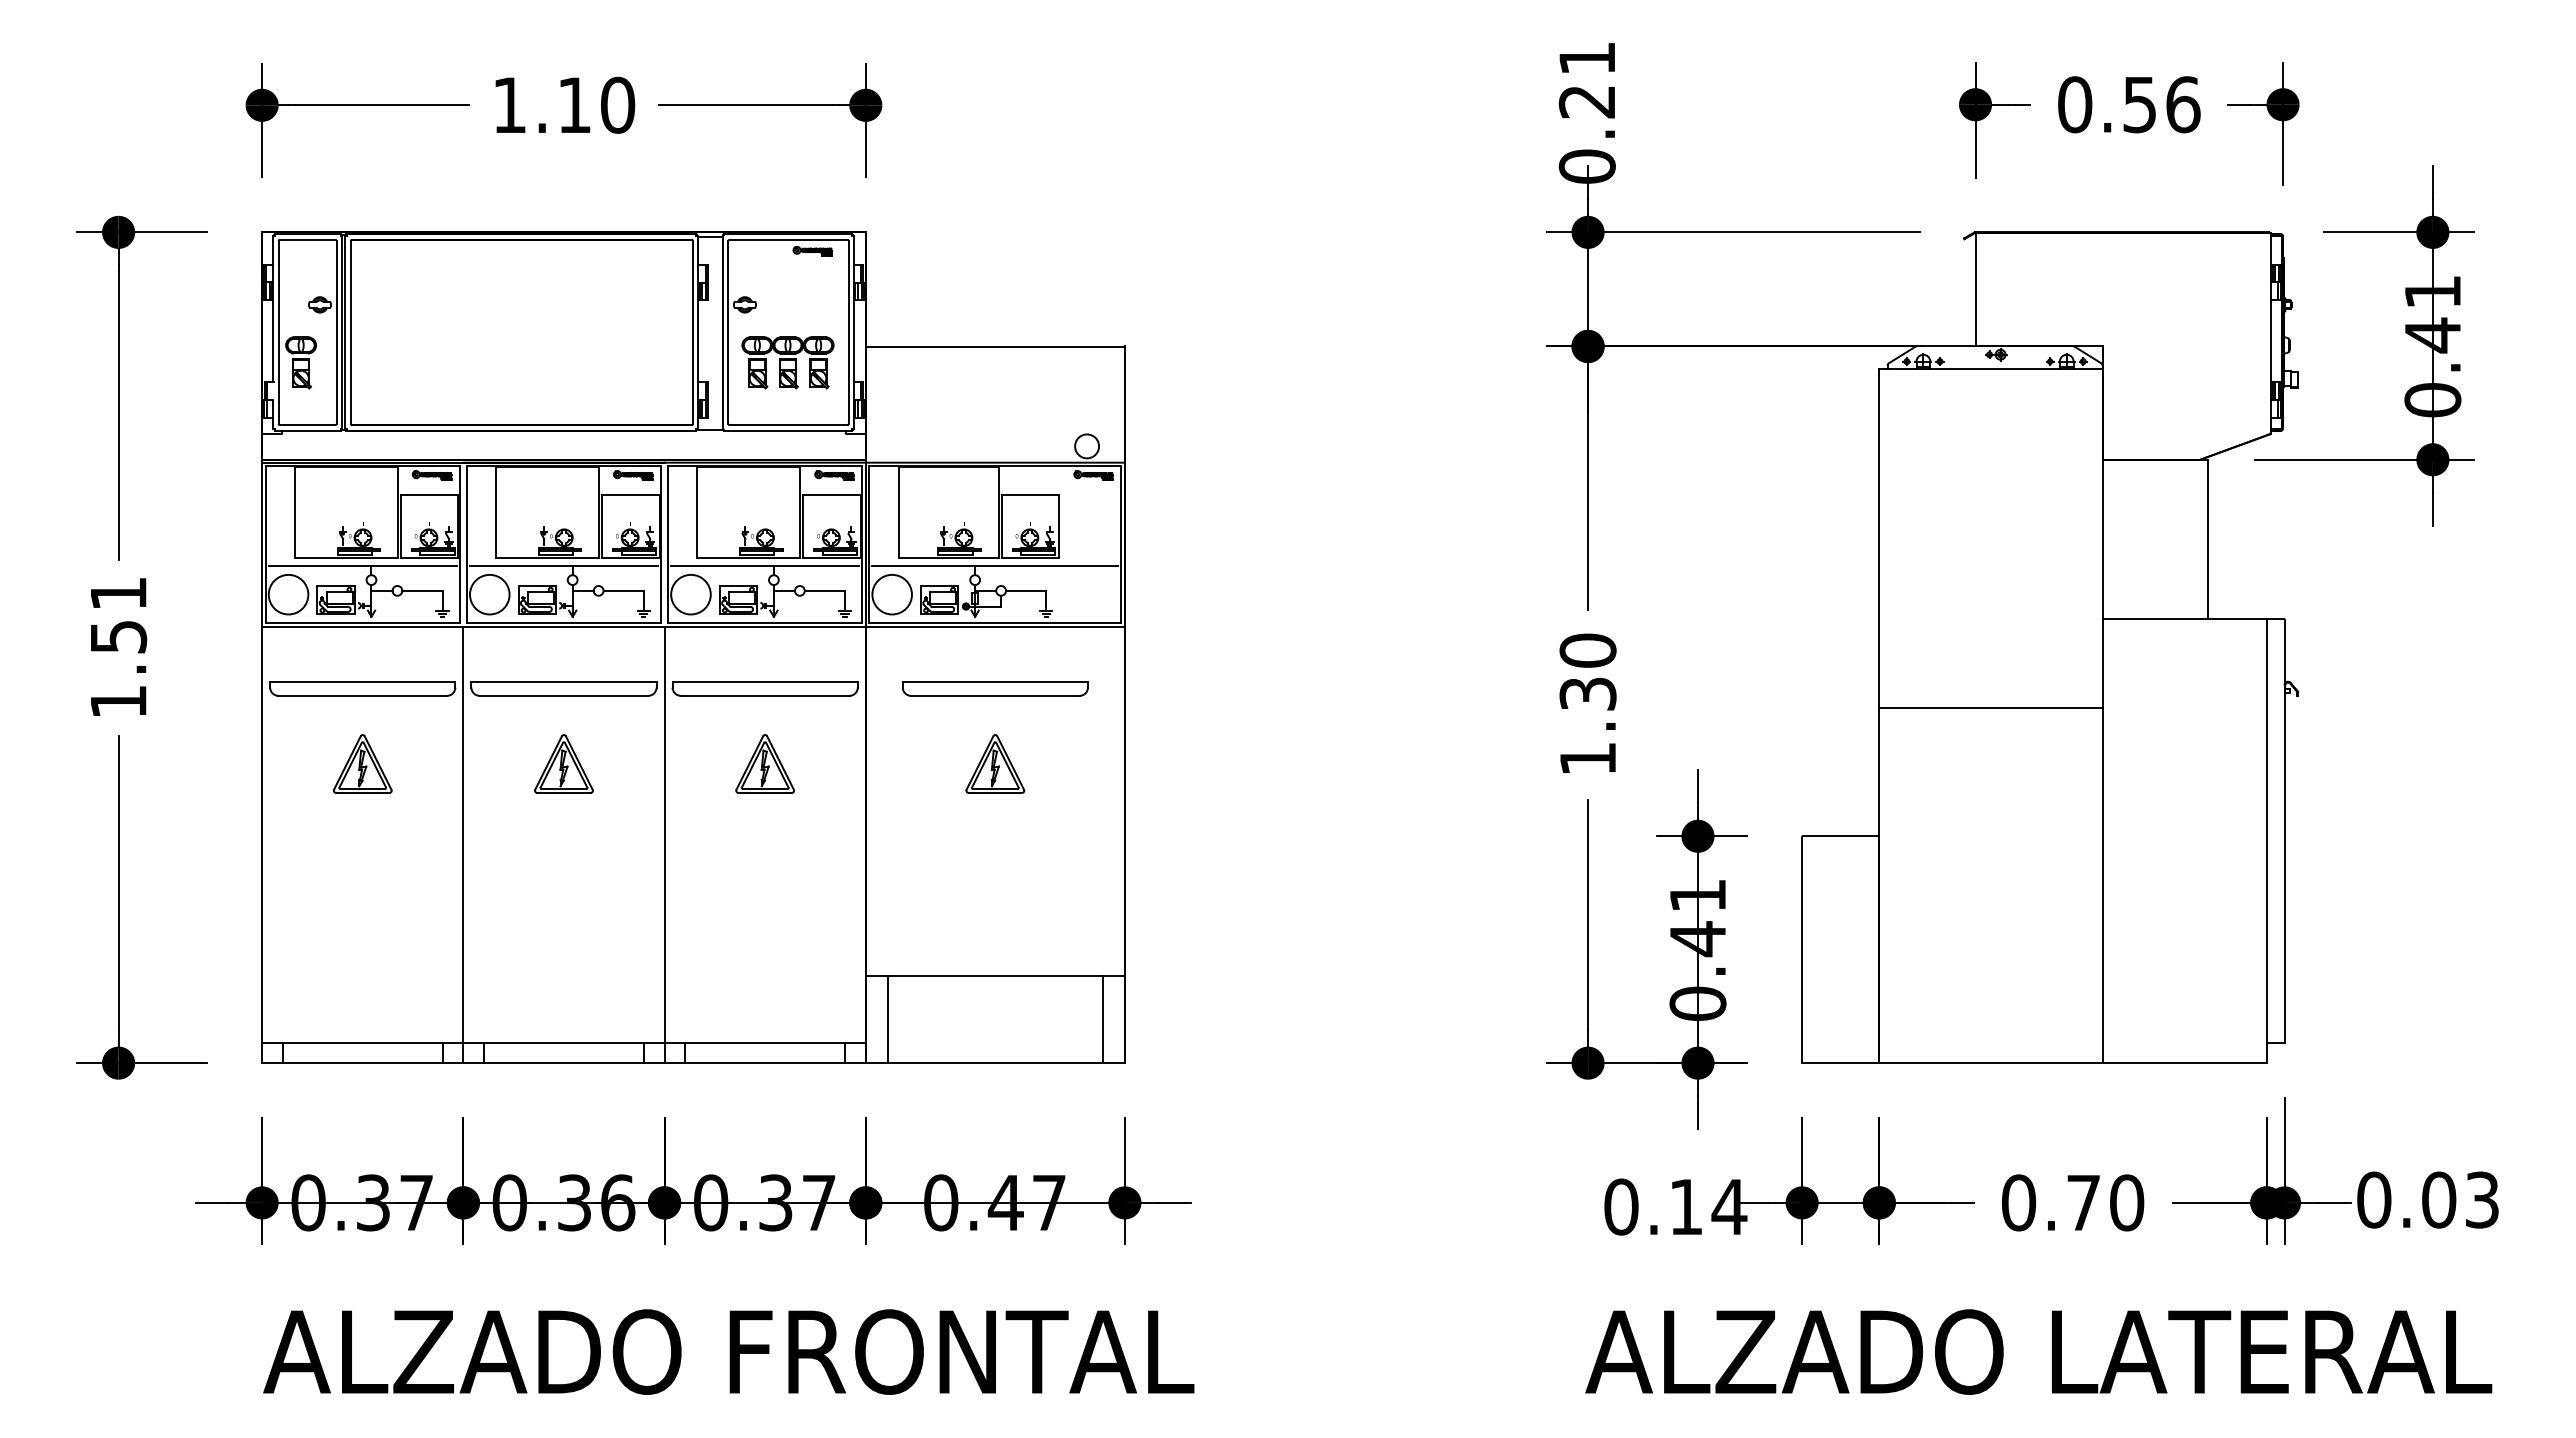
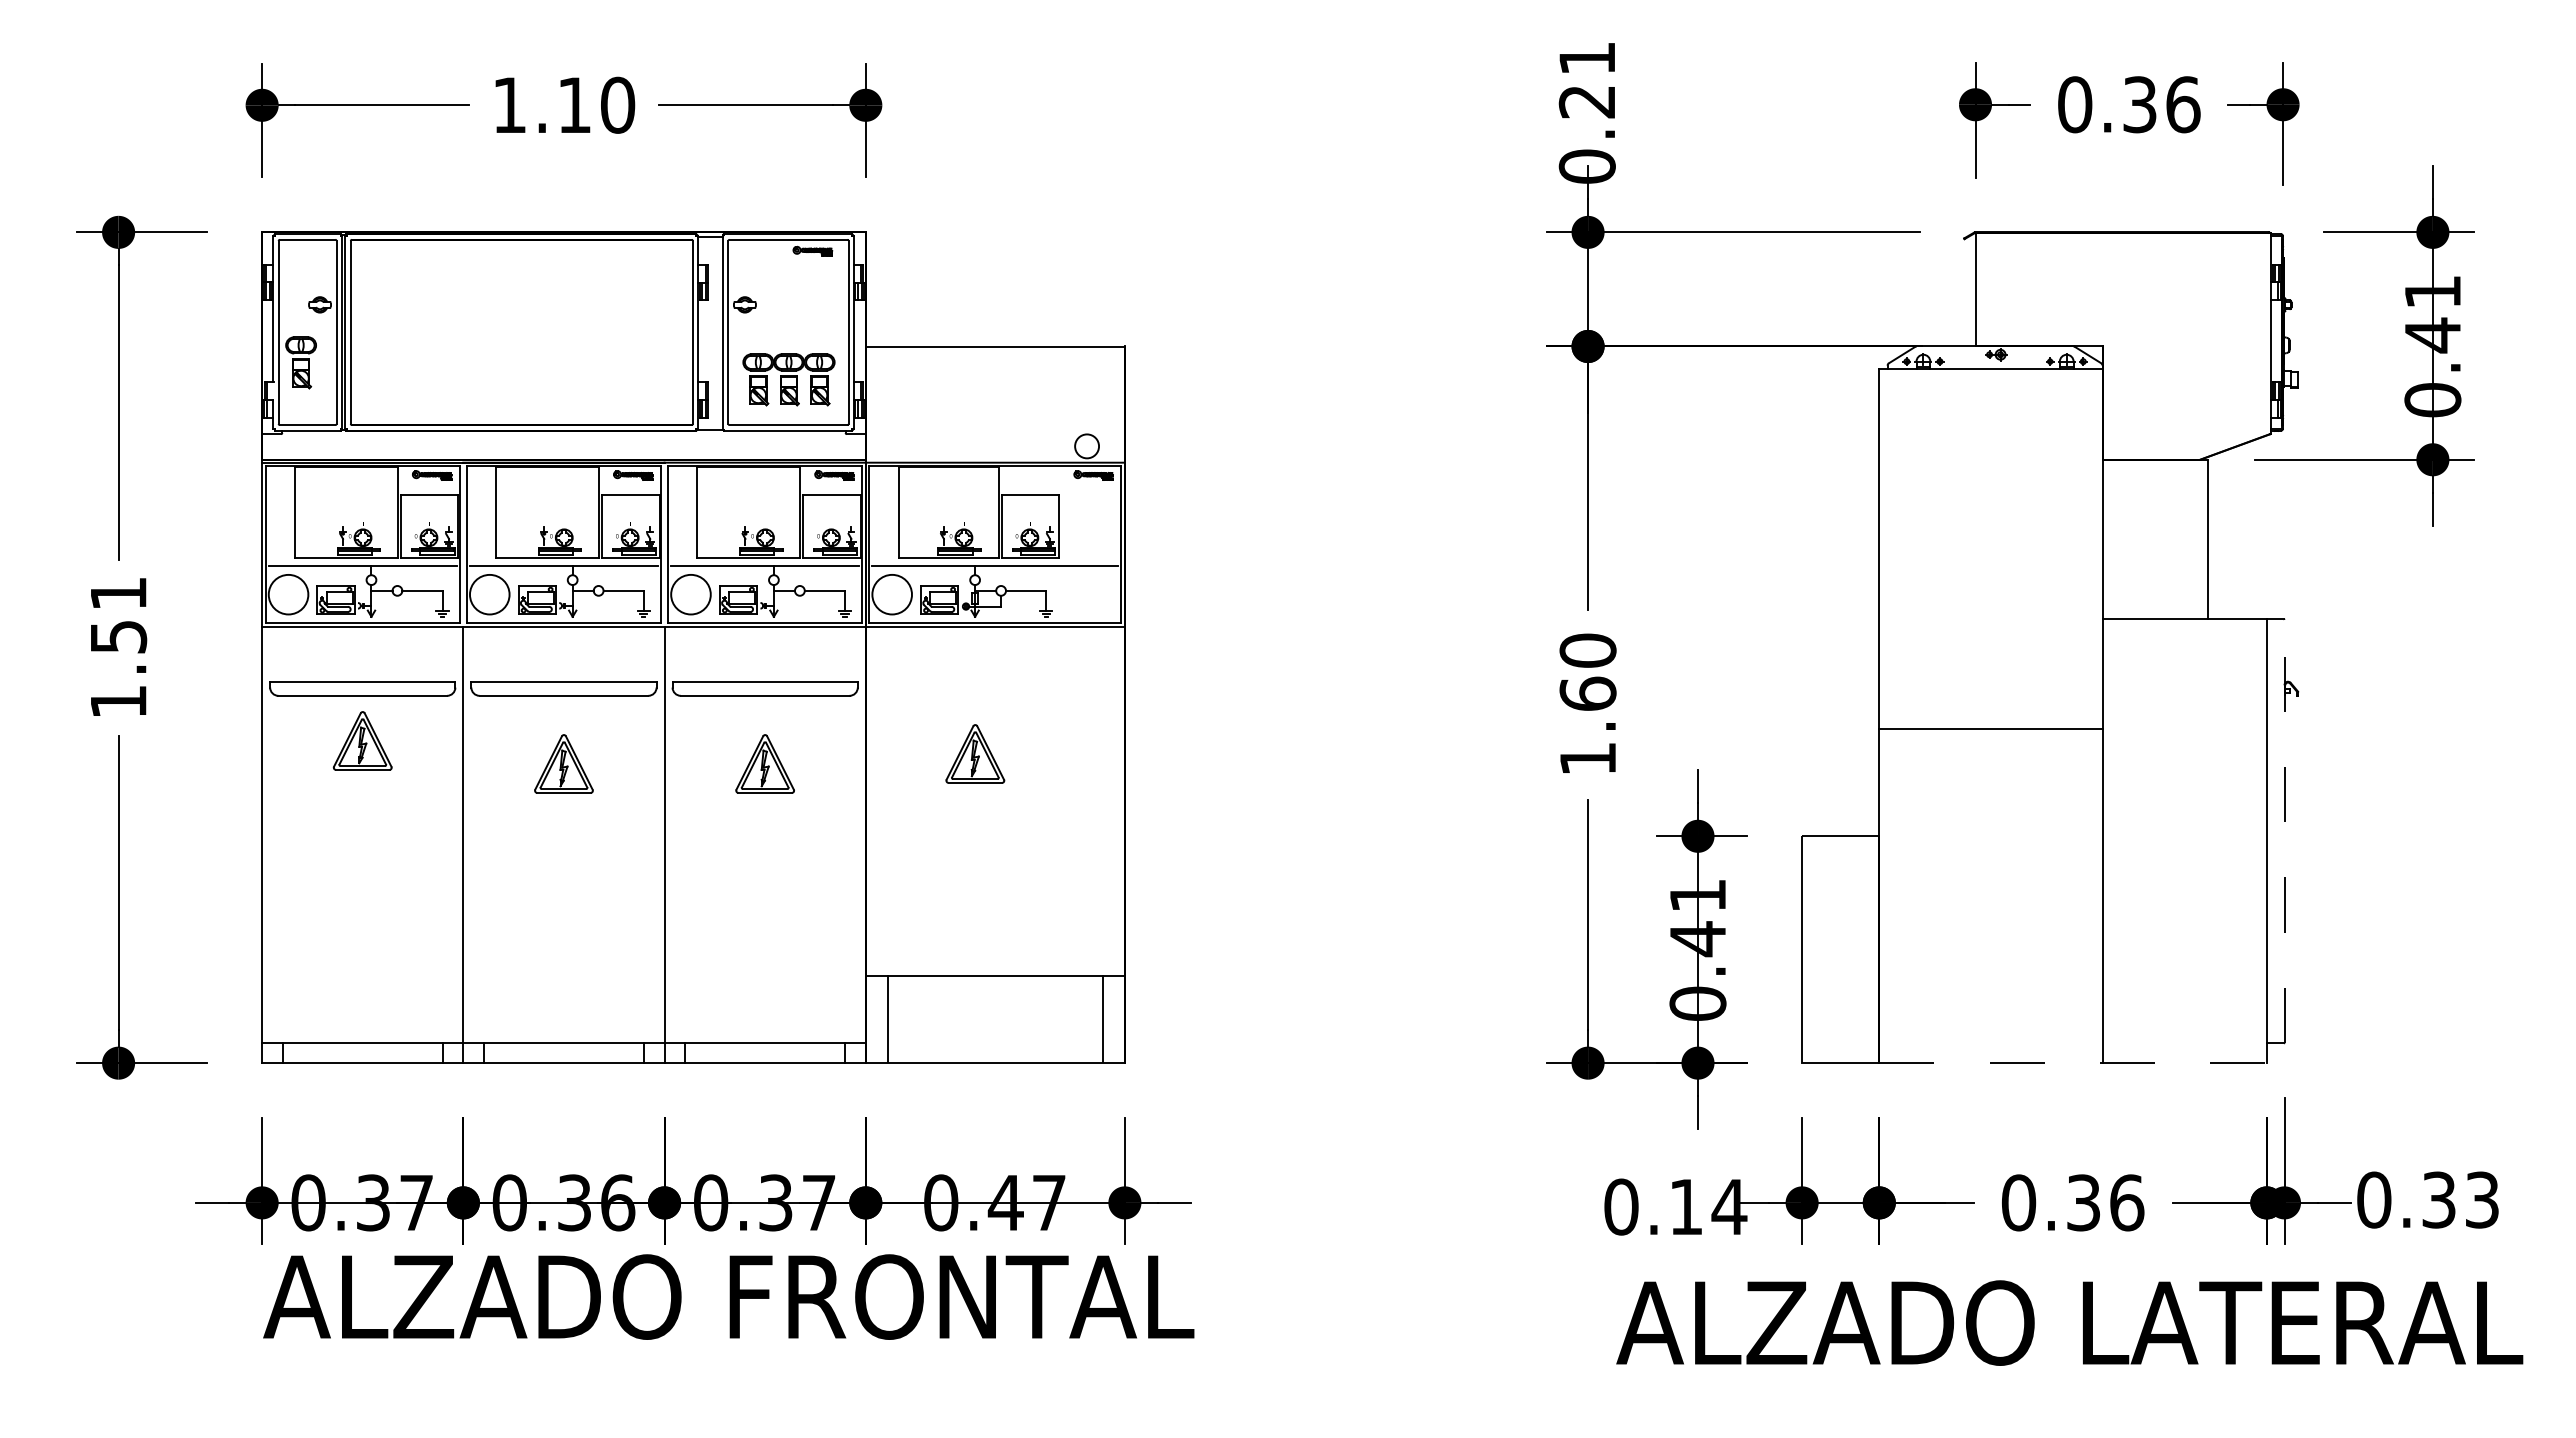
text: 0.56 -> 0.36 (2140, 104)
part position: (787, 362) -> (788, 379) (788, 379)
part: present -> none (994, 688)
text: 1.30 -> 1.60 (1587, 693)
line position: (1990, 707) -> (1990, 728) (1990, 728)
part position: (362, 763) -> (362, 740) (362, 740)
part position: (995, 763) -> (975, 753) (975, 753)
line: solid -> dashed (2284, 830)
line: solid -> dashed (2073, 1063)
text: 0.03 -> 0.33 (2439, 1199)
text: 0.70 -> 0.36 (2105, 1202)
text position: (728, 1351) -> (728, 1296) (728, 1296)
text position: (2038, 1351) -> (2069, 1322) (2069, 1322)
